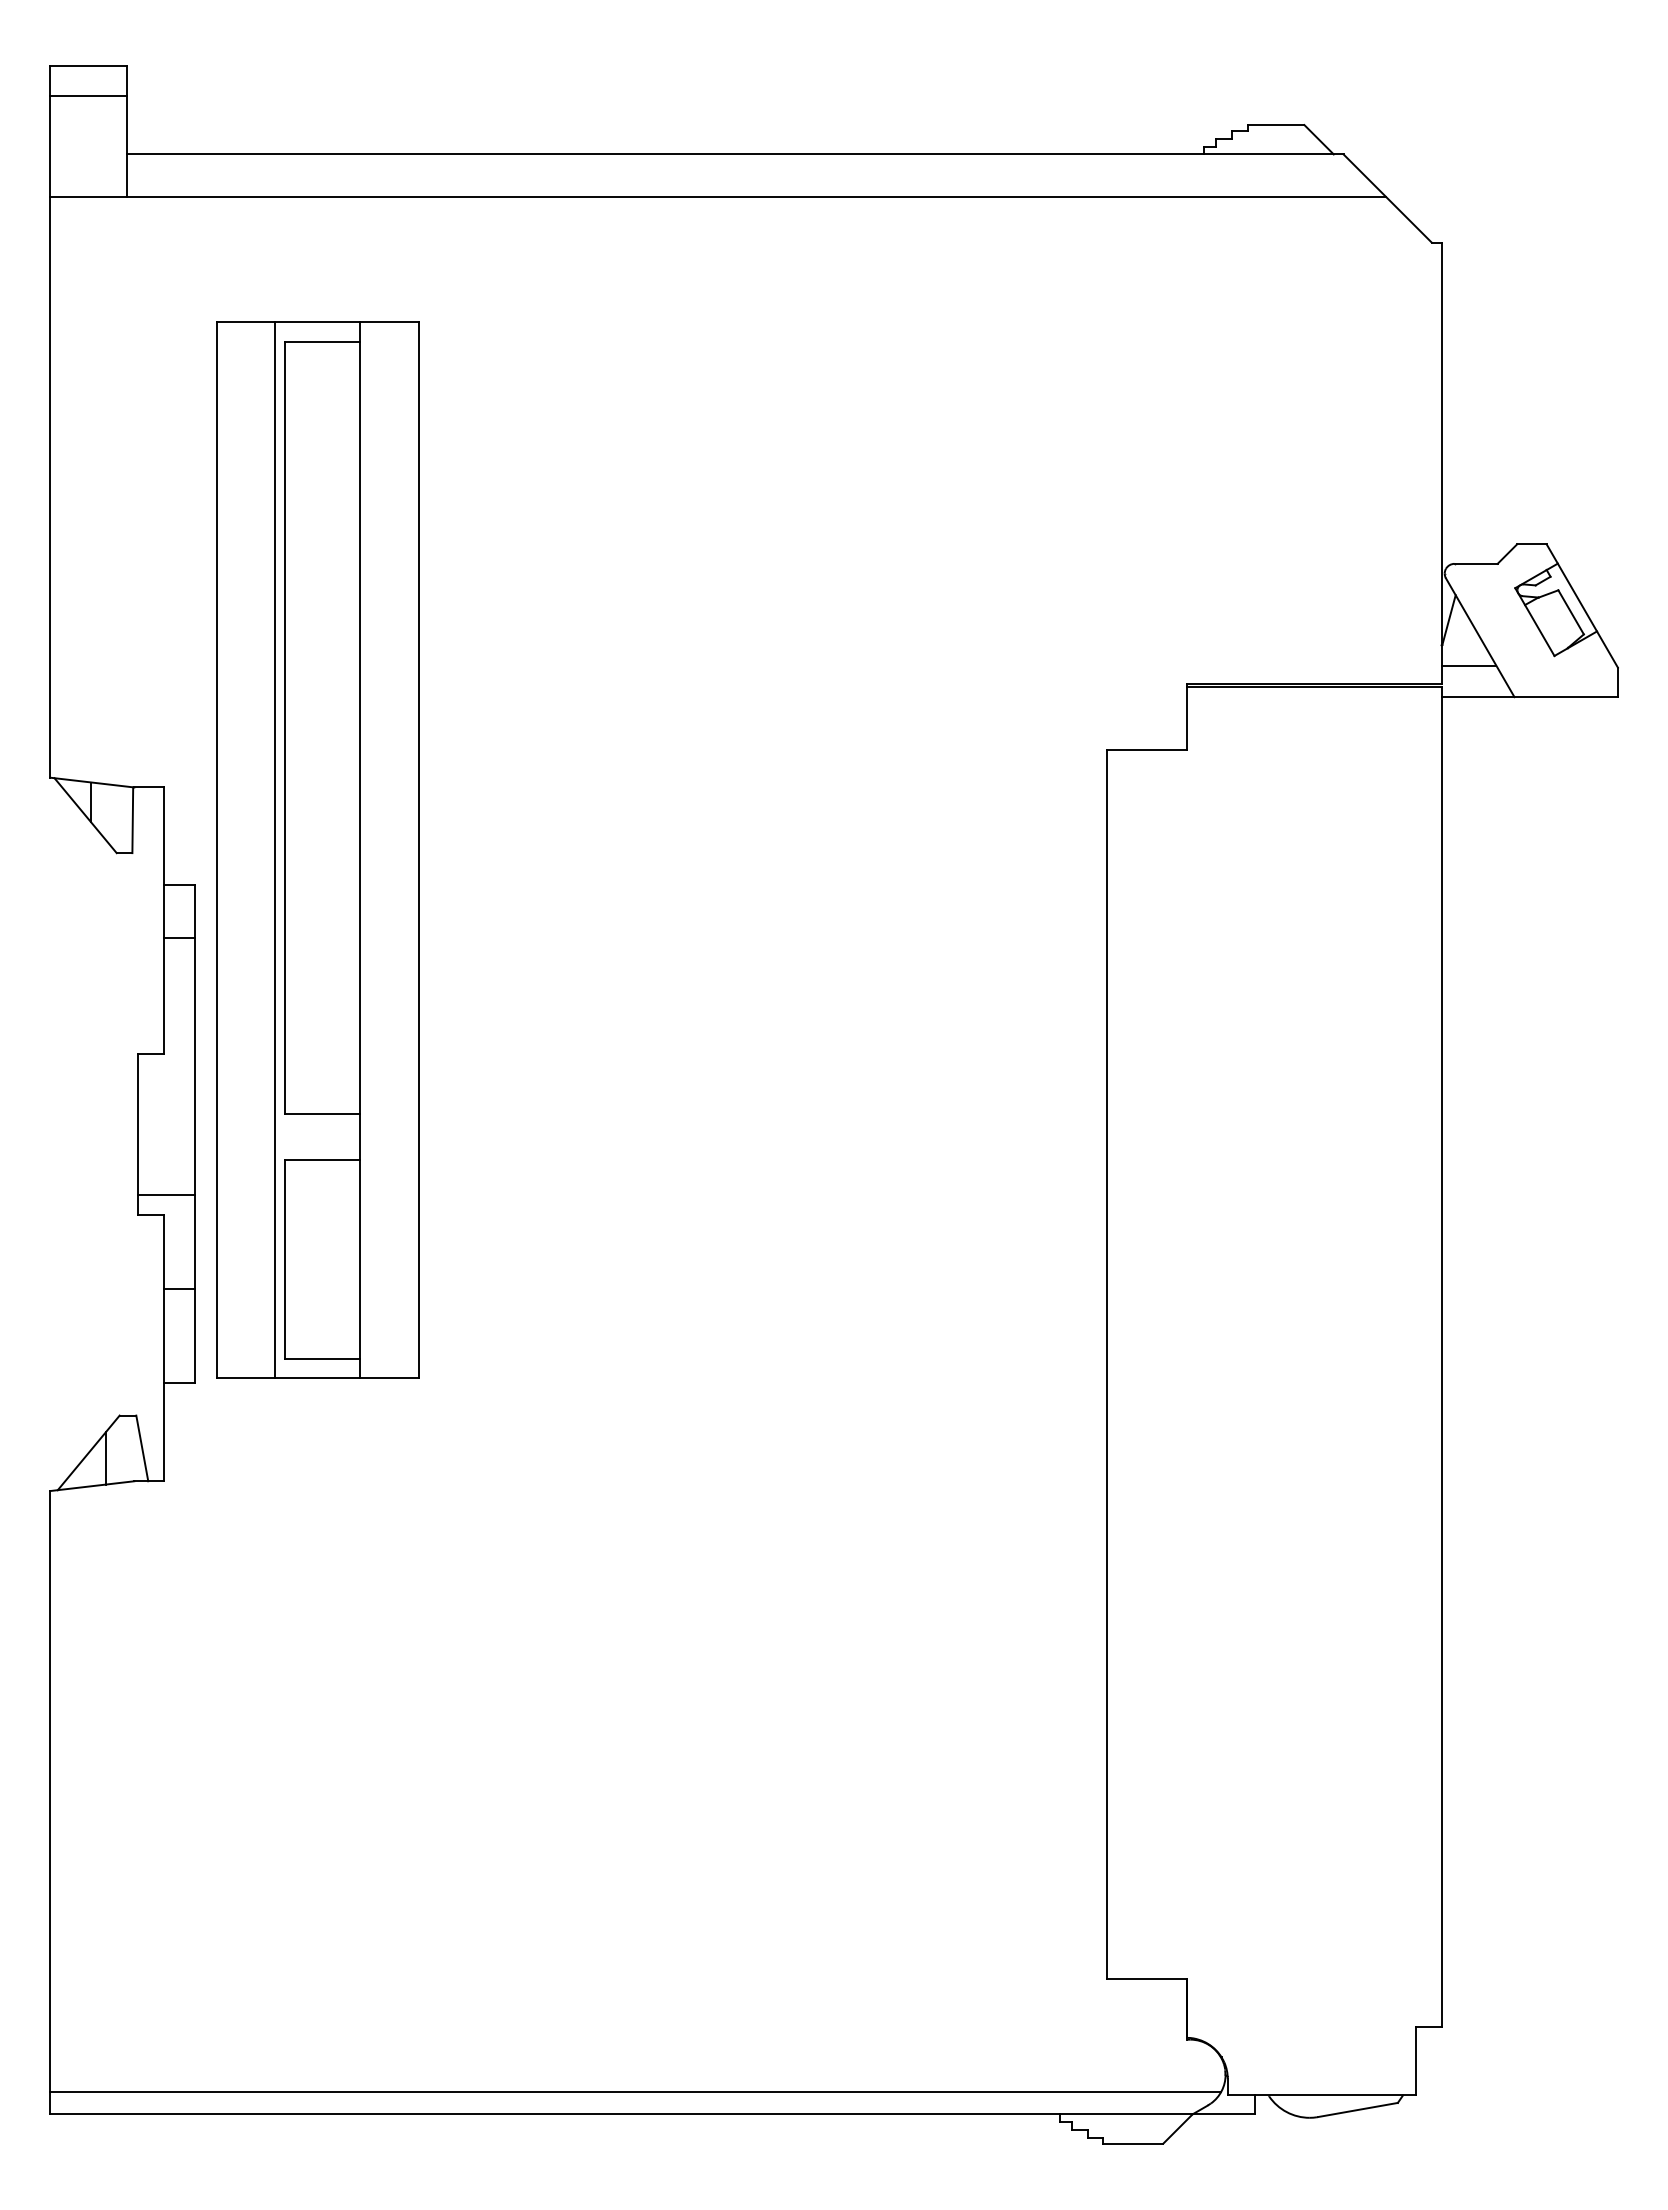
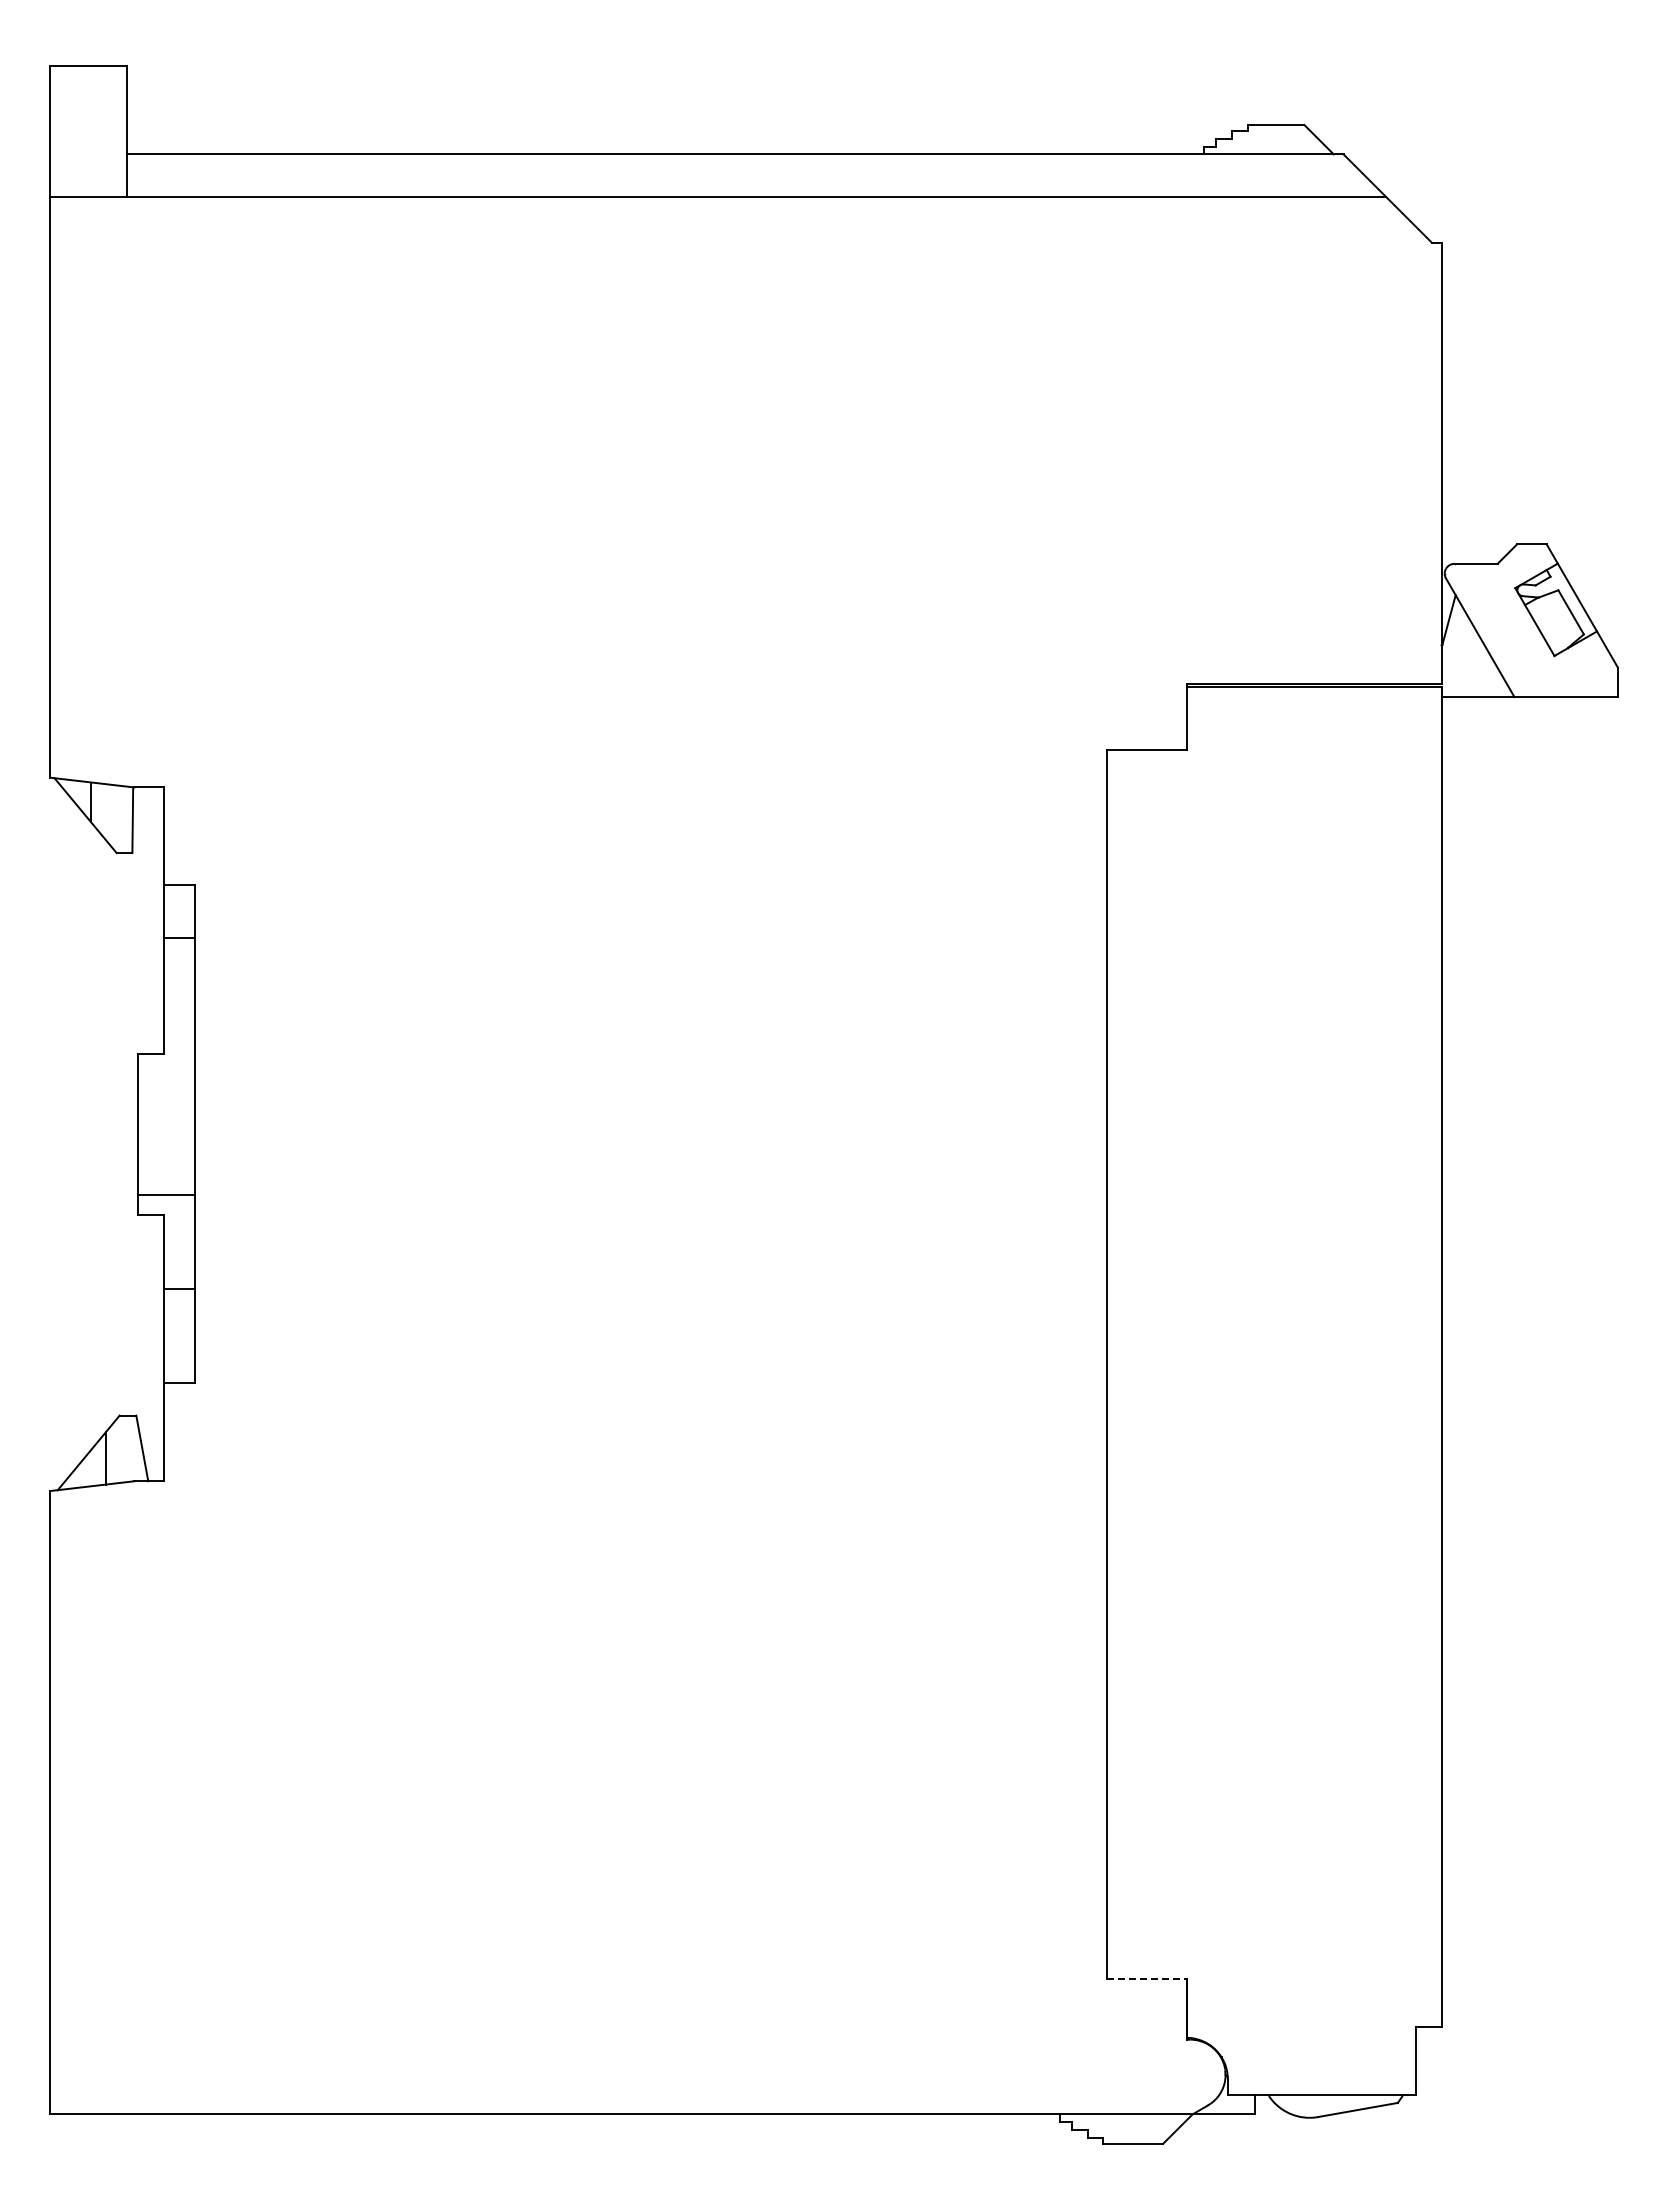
line: present -> none (88, 95)
line: present -> none (1468, 665)
part: present -> none (317, 849)
line: solid -> dashed (1147, 1978)
line: present -> none (635, 2091)
